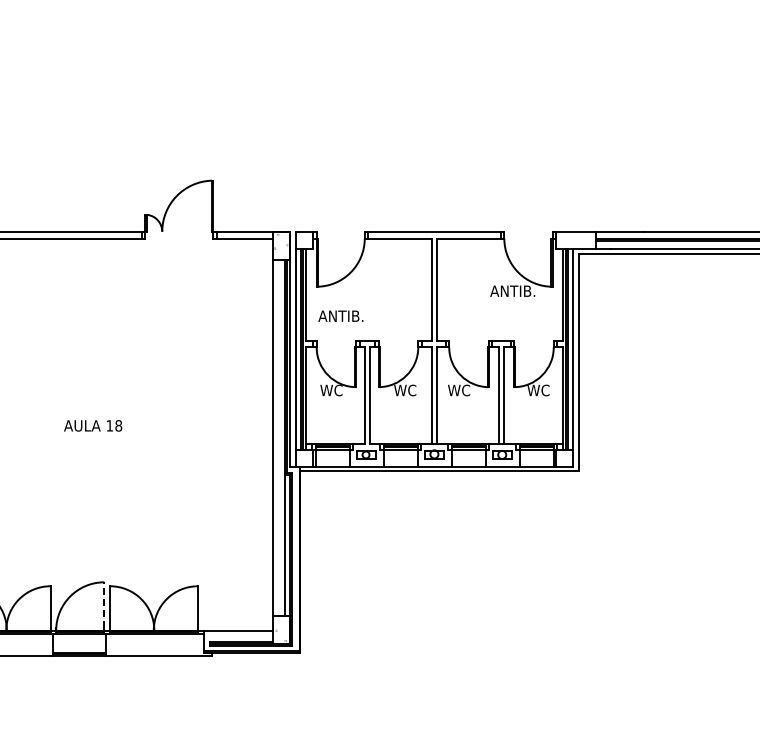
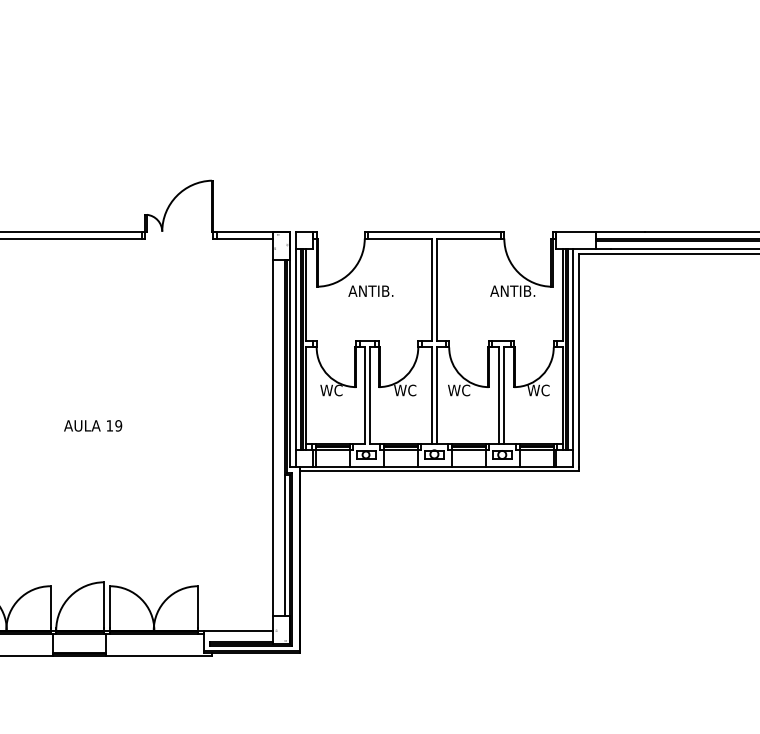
text position: (340, 315) -> (370, 290) (370, 290)
text: 18 -> 19 (118, 425)
line: dashed -> solid (104, 605)
